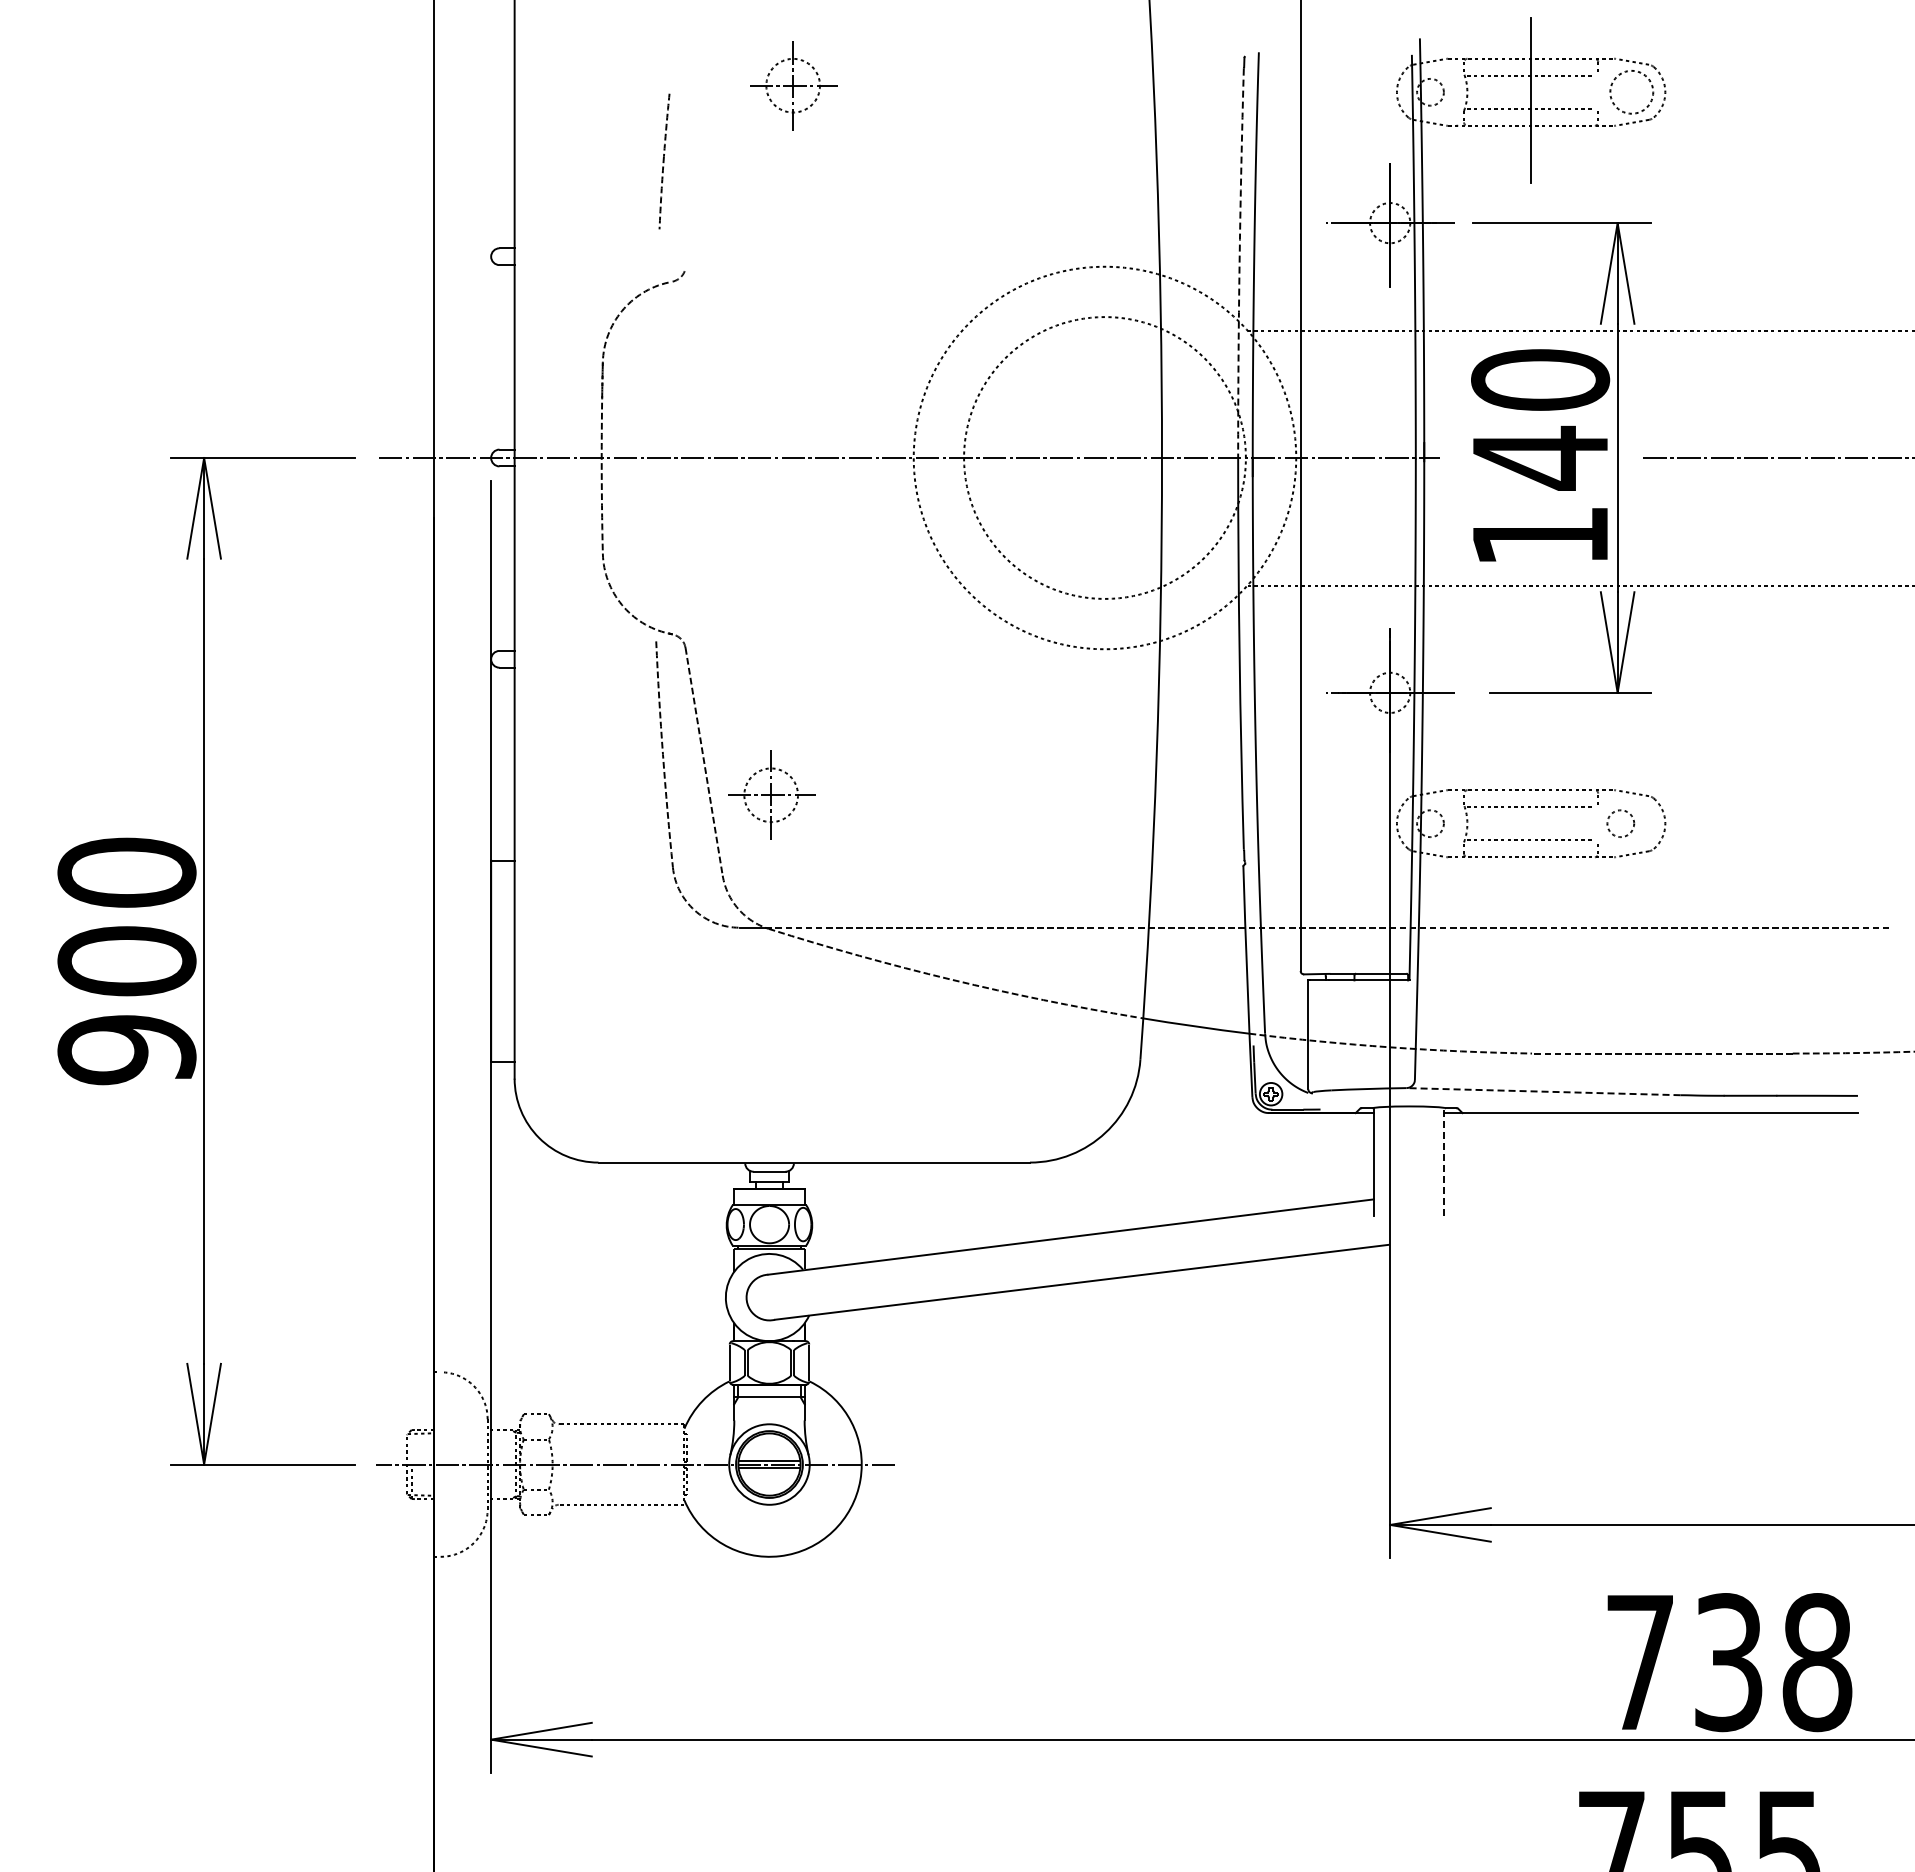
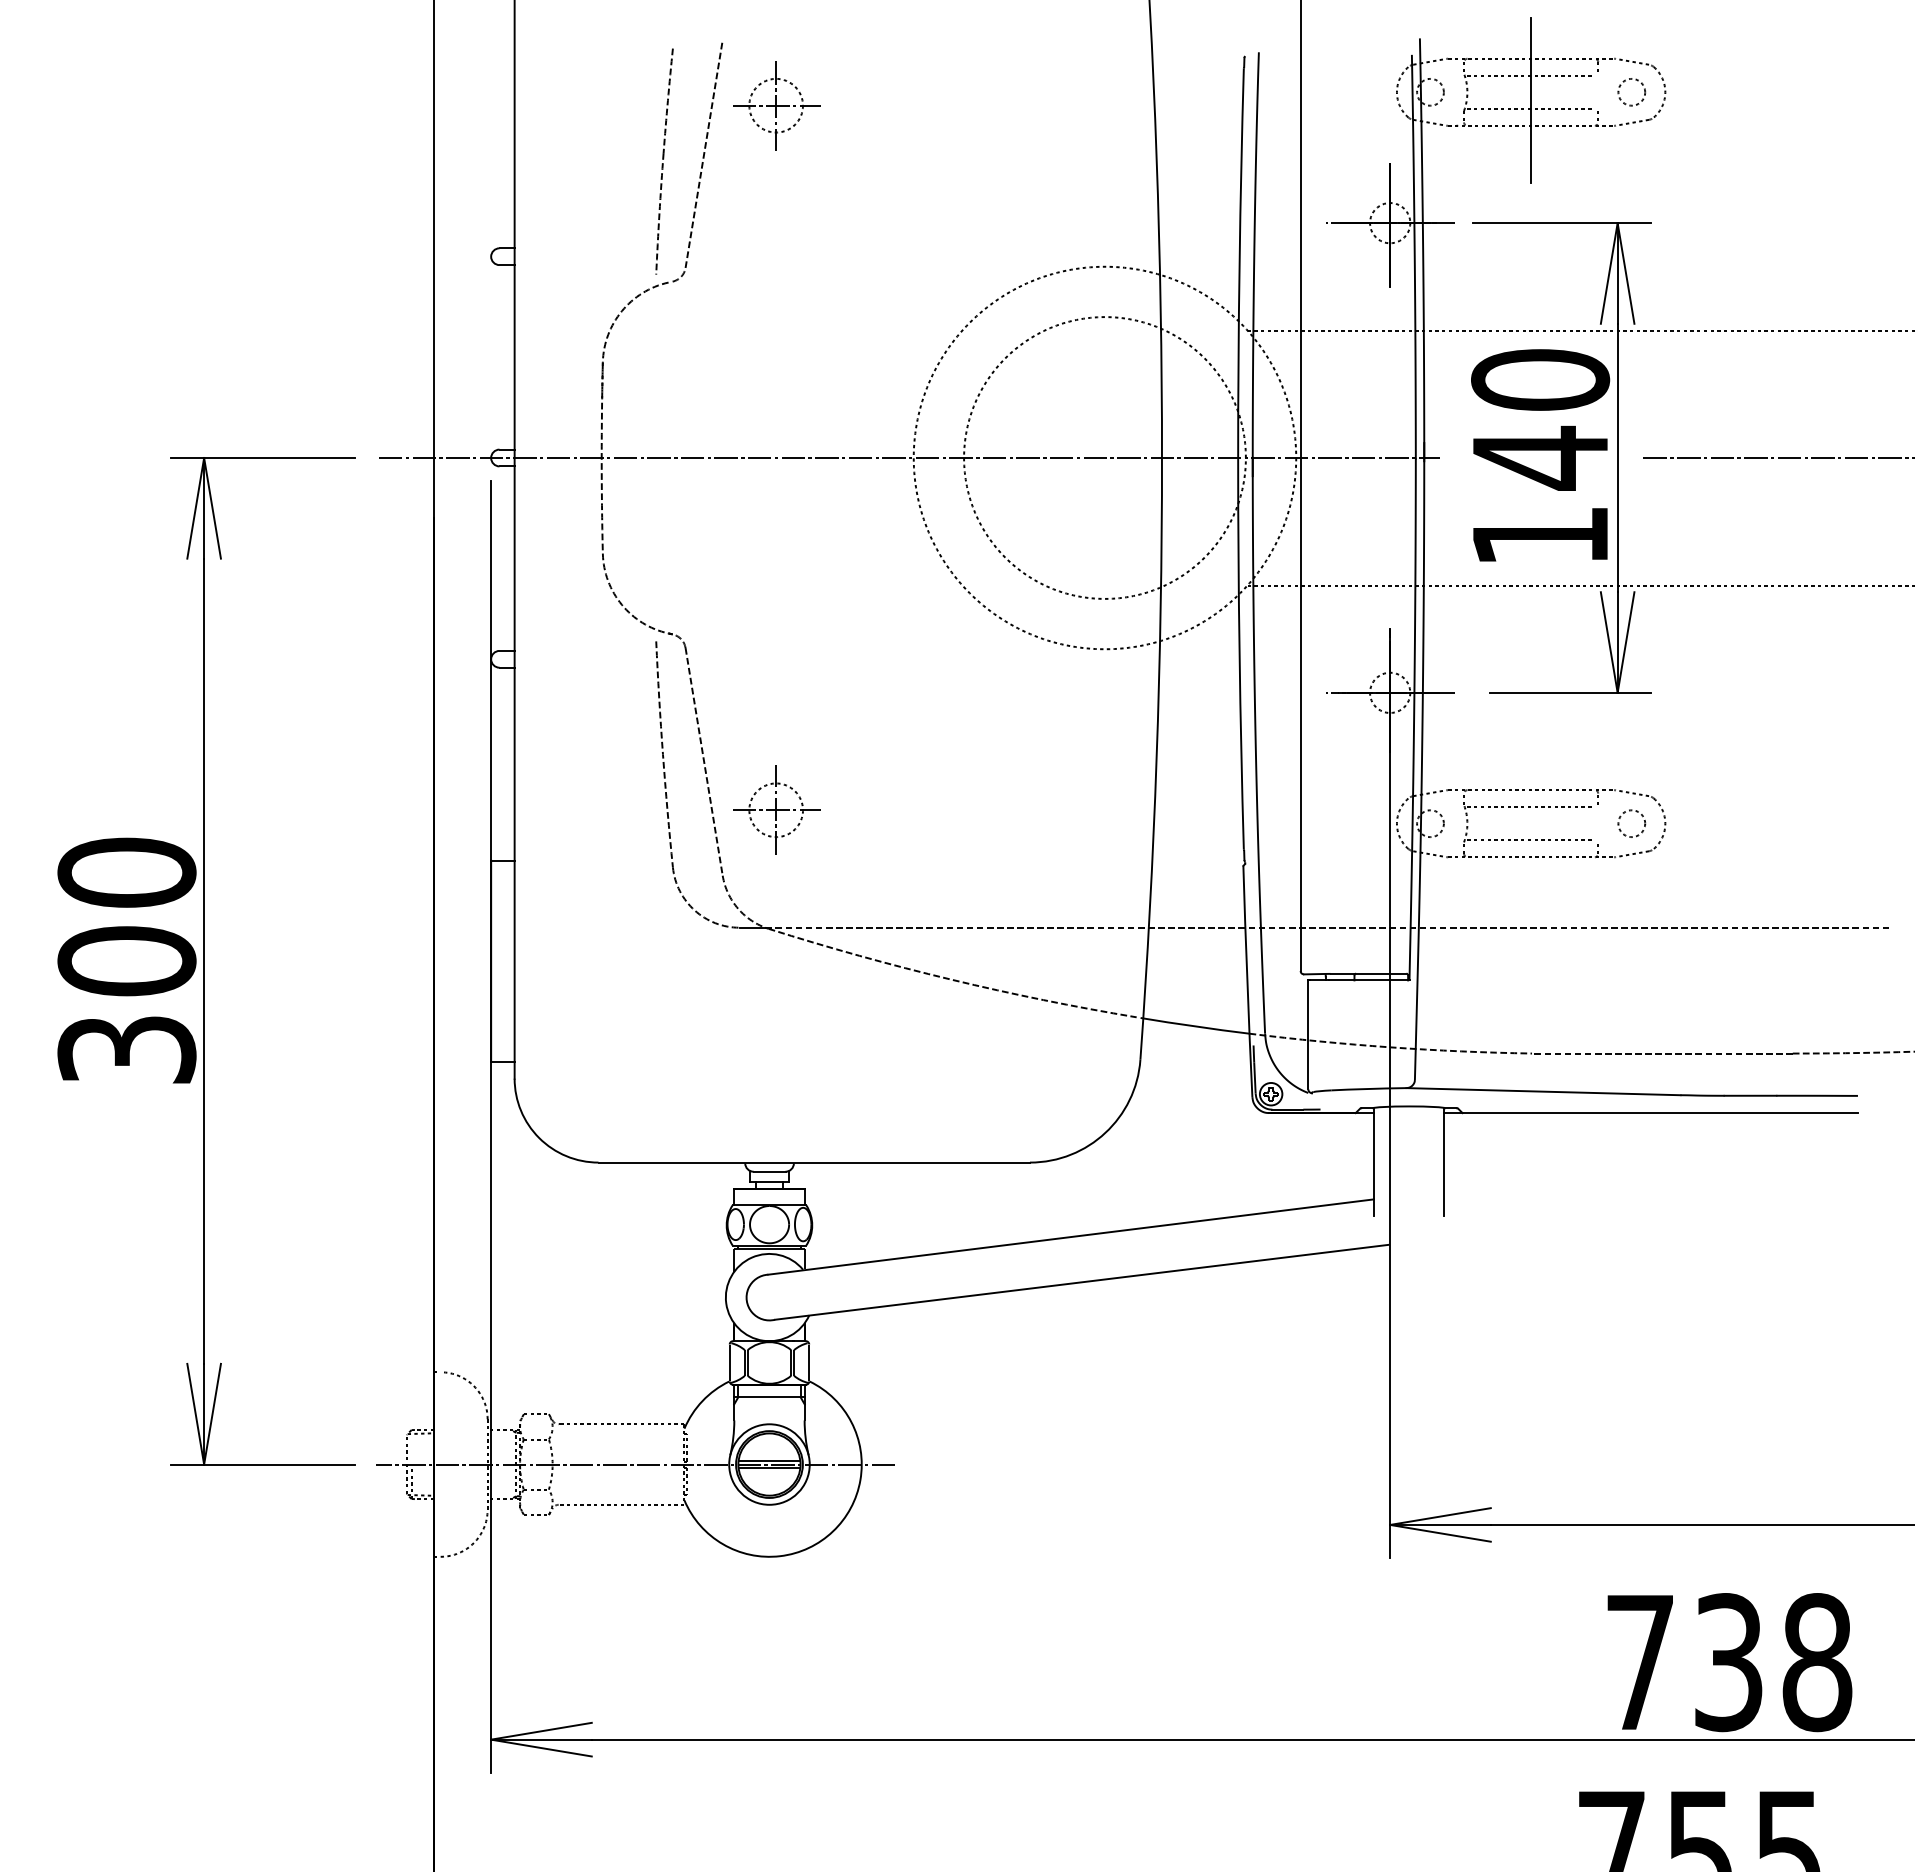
part position: (793, 85) -> (776, 105) (776, 105)
circle diameter: 43 px -> 27 px (1631, 91)
line: none -> present (703, 153)
part size: 13x137 px -> 19x227 px (664, 161)
arc: dashed -> solid (1239, 263)
part position: (771, 794) -> (776, 809) (776, 809)
circle position: (1620, 823) -> (1631, 823) (1631, 823)
text: 900 -> 300 (126, 1050)
line: dashed -> solid (1543, 1091)
line: dashed -> solid (1444, 1161)
